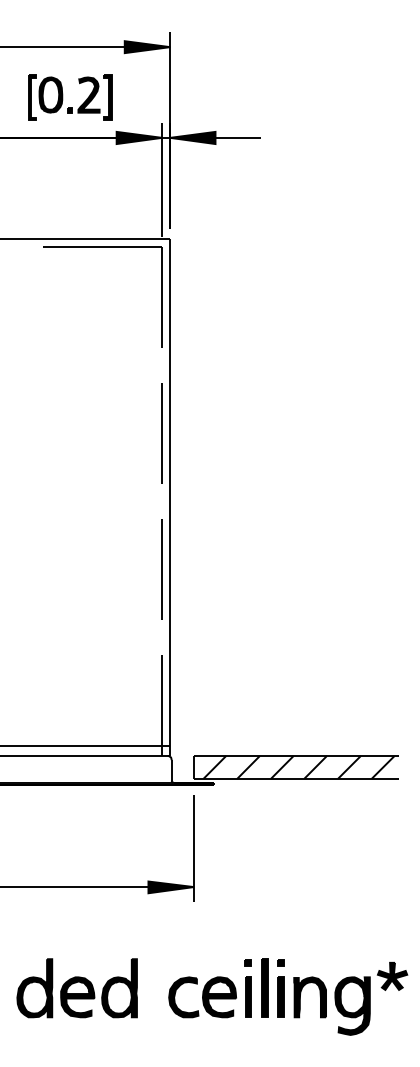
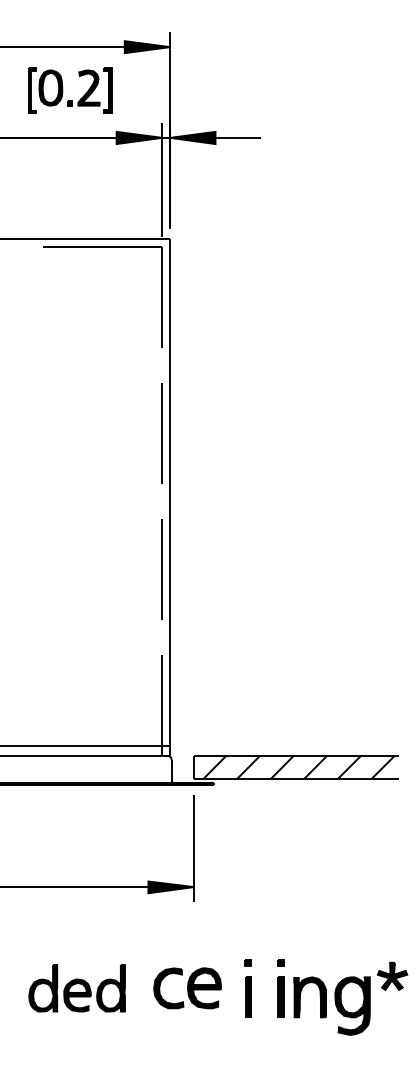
part position: (63, 97) -> (63, 90) (63, 90)
part: present -> none (264, 987)
part size: 122x61 px -> 98x49 px (76, 988)
part position: (202, 997) -> (187, 988) (187, 988)
